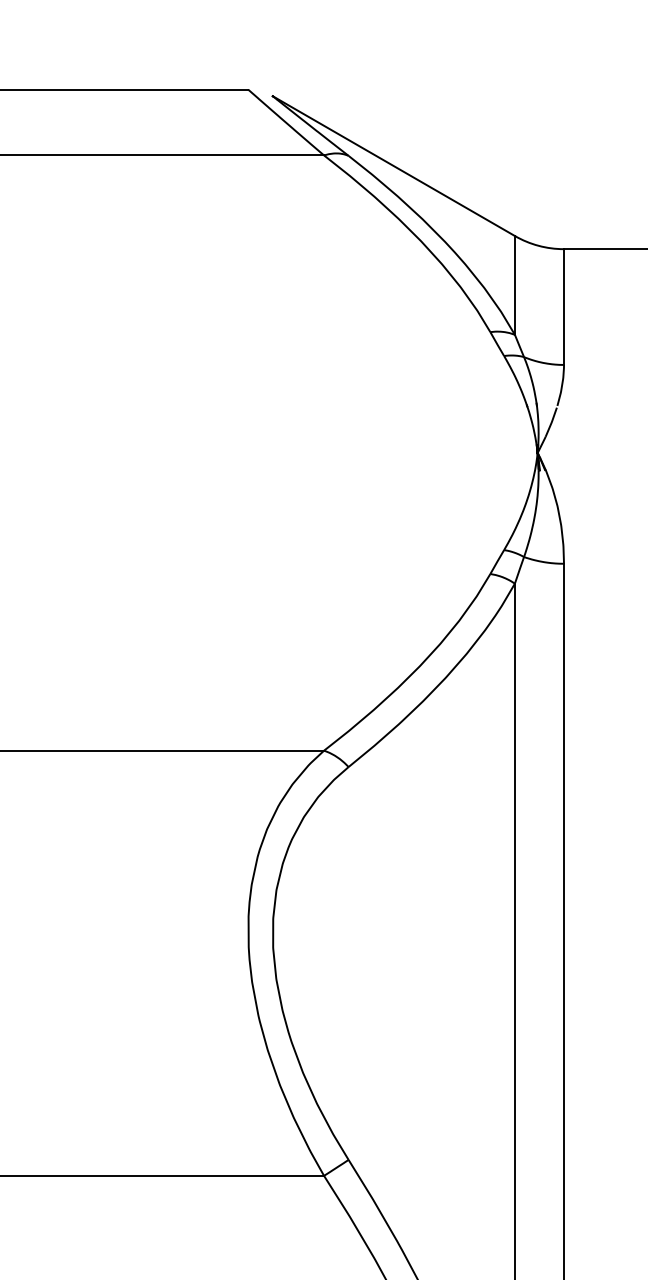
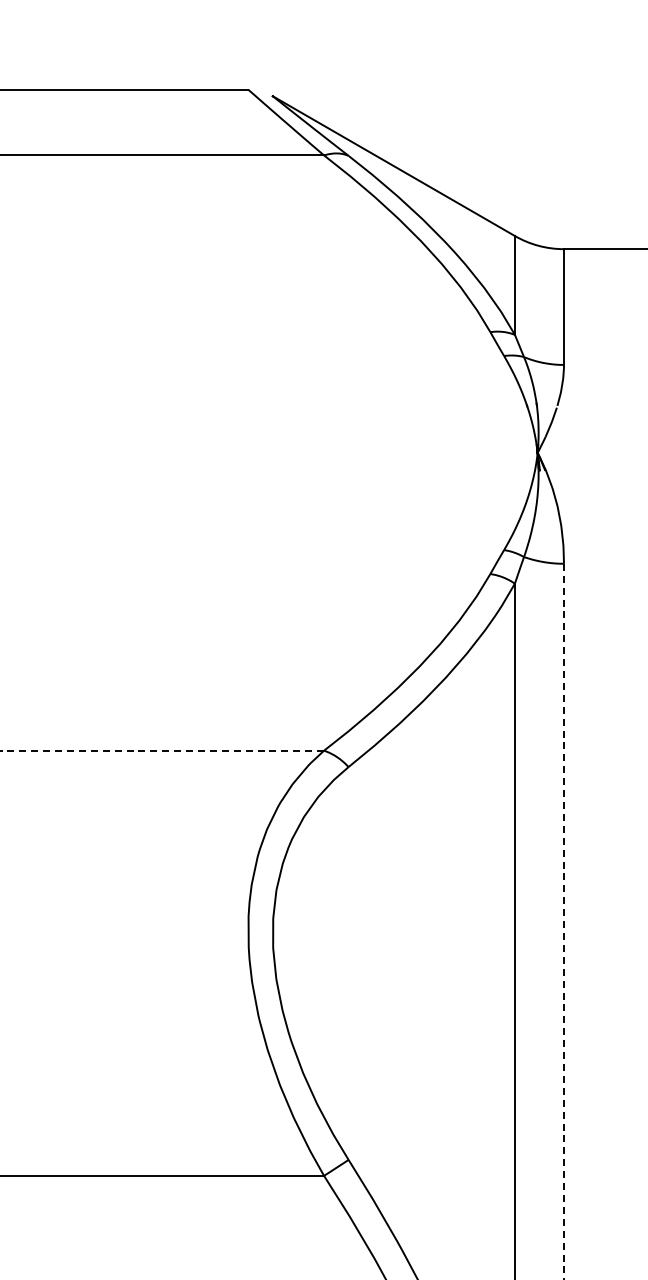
line: solid -> dashed (162, 750)
line: solid -> dashed (564, 921)
